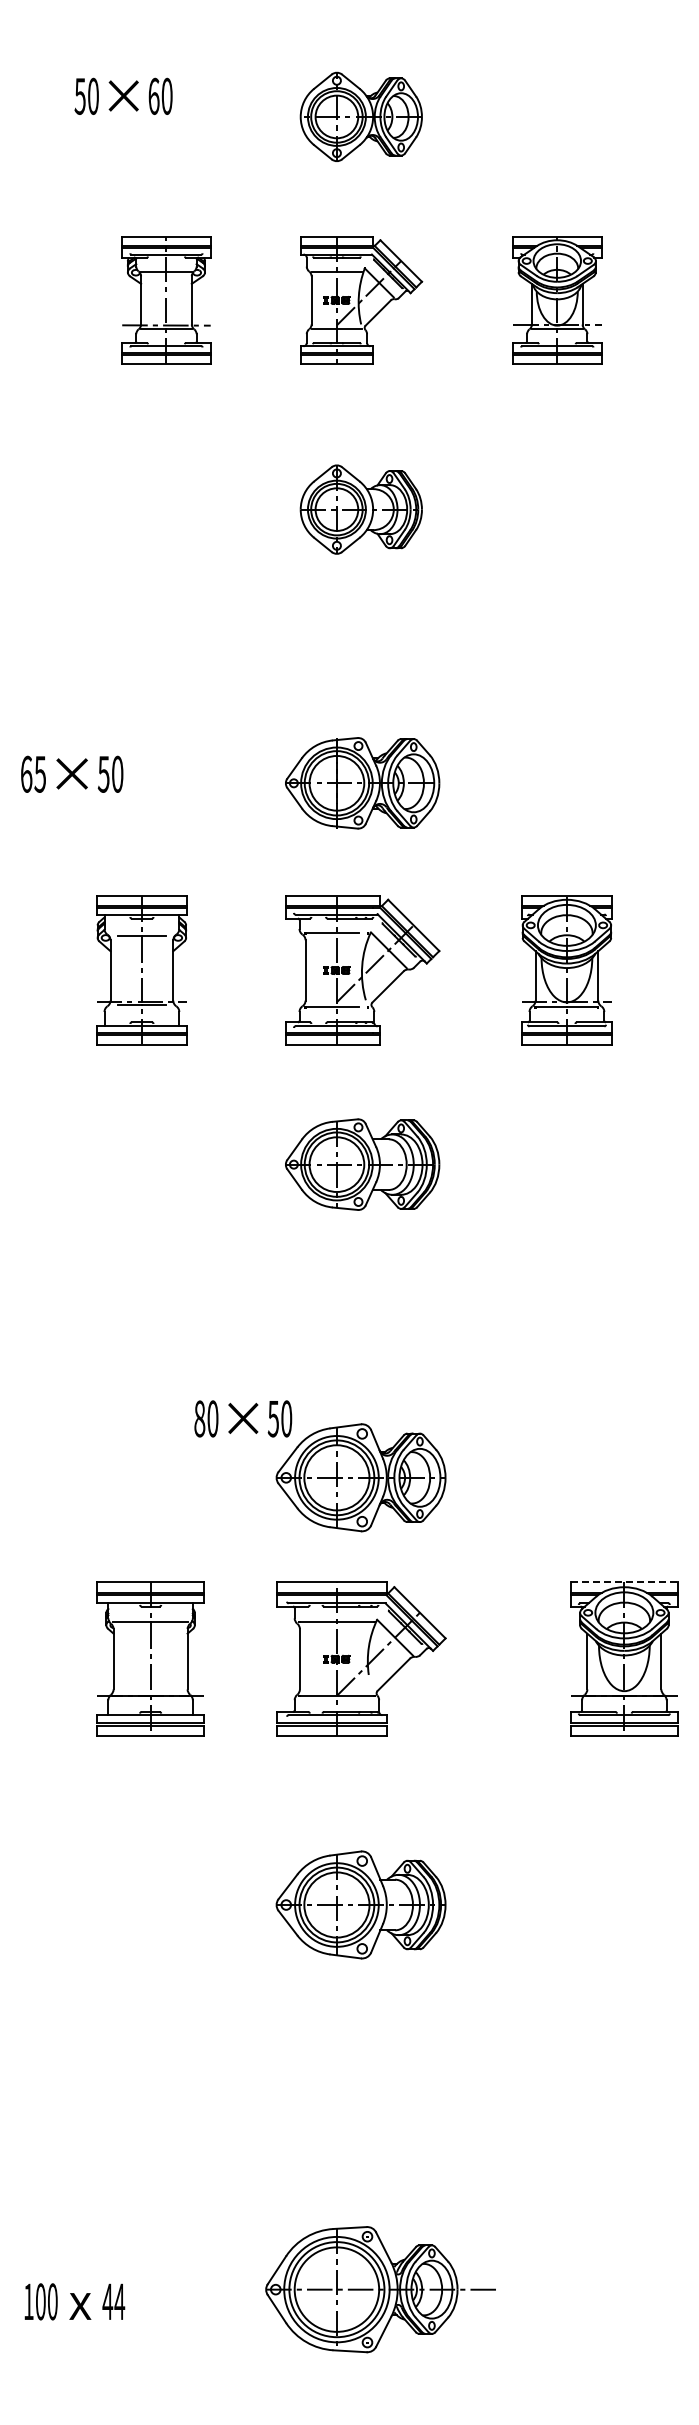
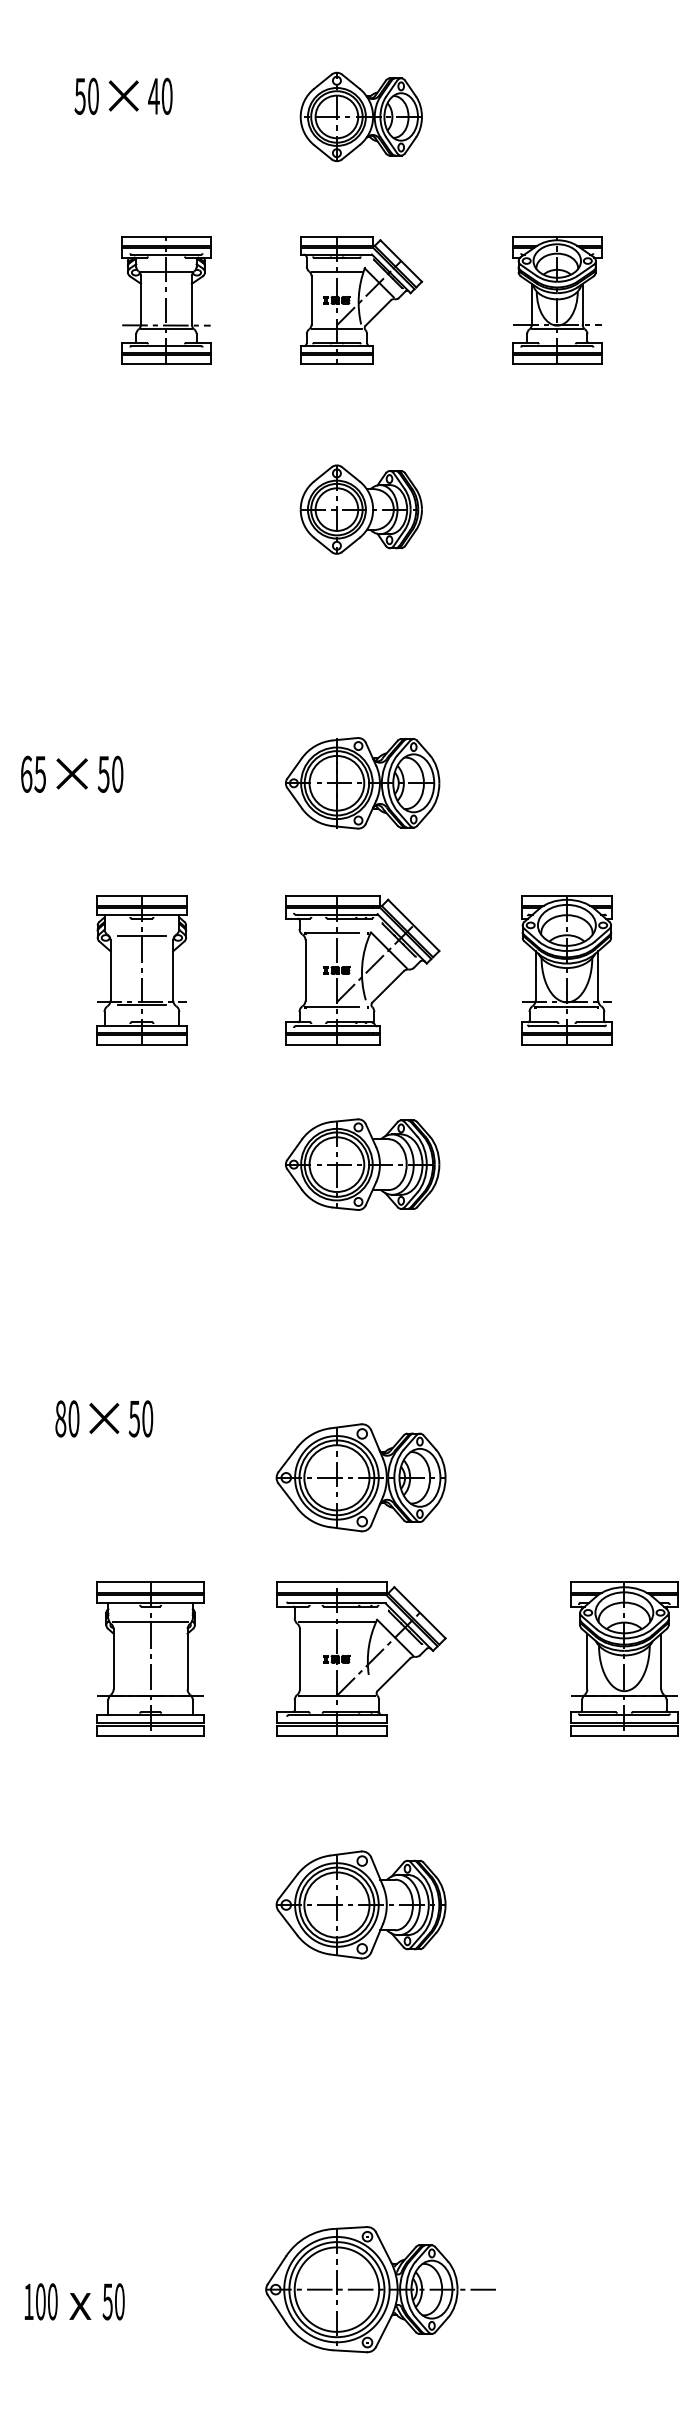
text: 60 -> 40 (153, 95)
text position: (243, 1418) -> (104, 1418) (104, 1418)
line: dashed -> solid (624, 1582)
text: 44 -> 50 (113, 2301)
